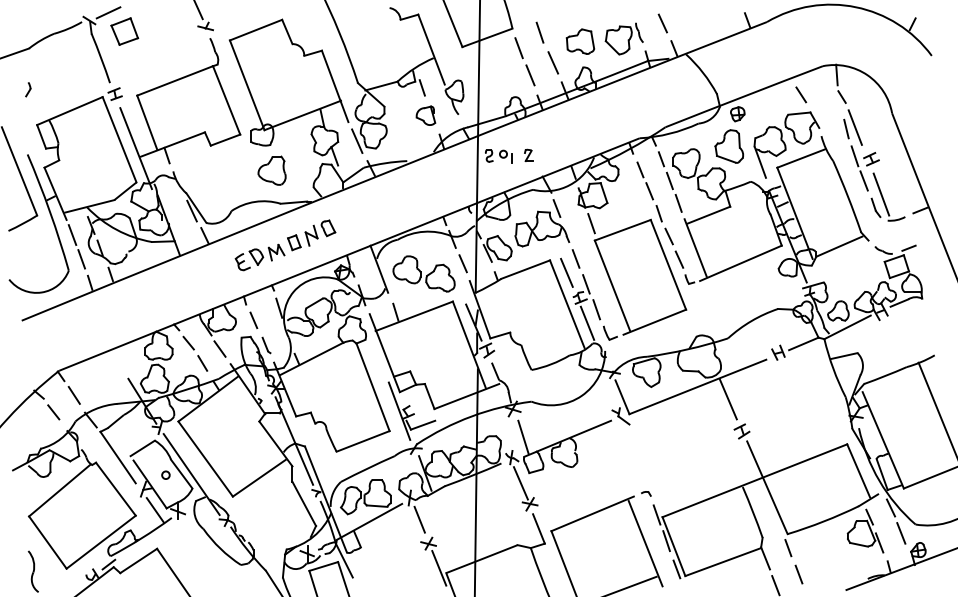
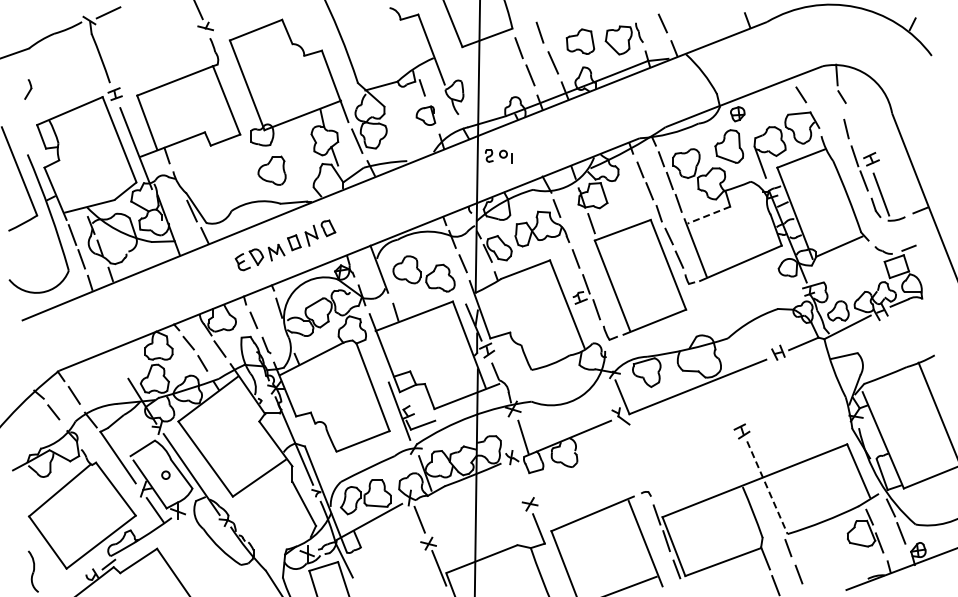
part: present -> none (124, 31)
part size: 7x16 px -> 9x21 px (28, 89)
line: present -> none (854, 127)
part: present -> none (528, 154)
line: solid -> dashed (708, 215)
line: present -> none (566, 272)
line: present -> none (587, 322)
line: present -> none (727, 399)
line: present -> none (520, 483)
line: solid -> dashed (767, 487)
